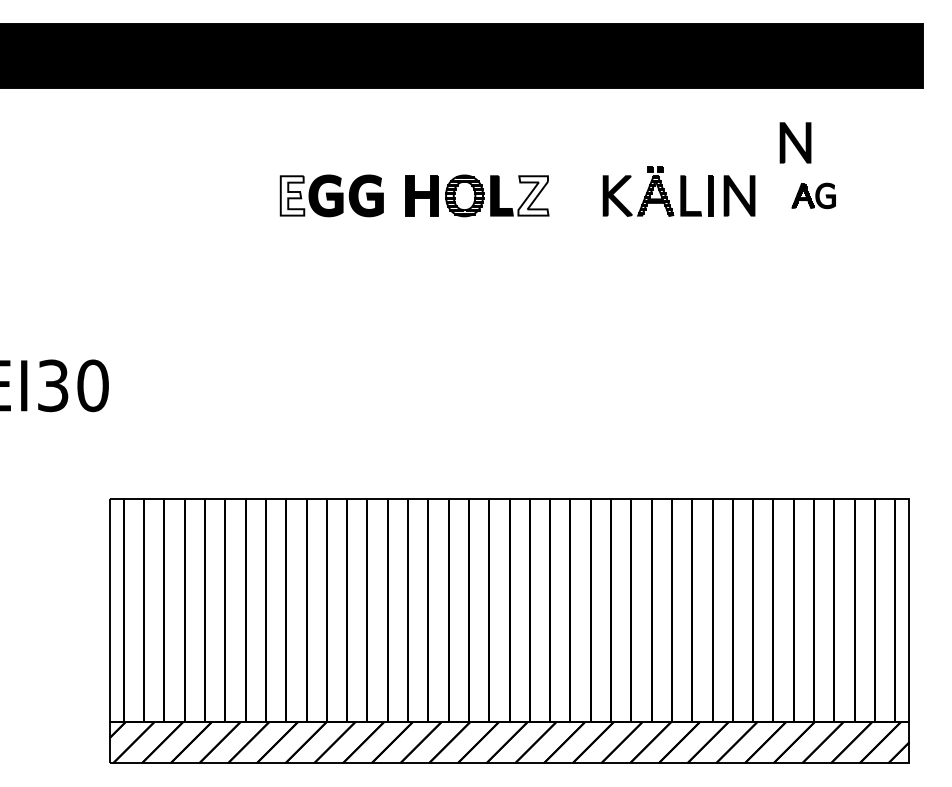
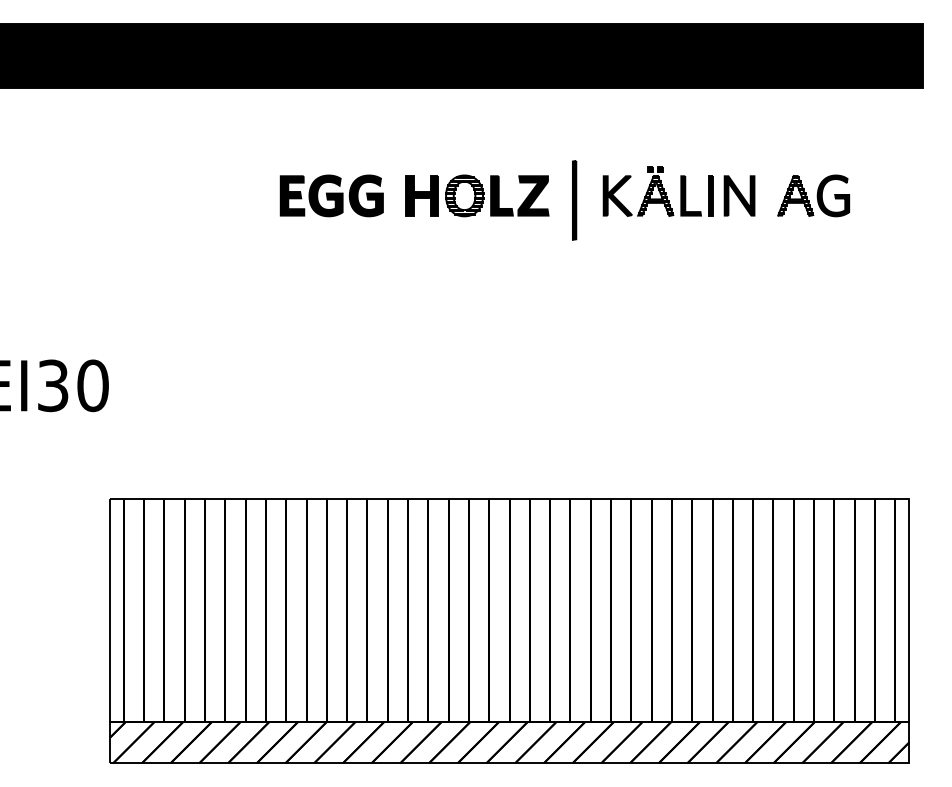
part: present -> none (795, 142)
fill: none -> present (292, 195)
fill: none -> present (533, 195)
part size: 45x28 px -> 74x44 px (813, 195)
part: none -> present (574, 200)
